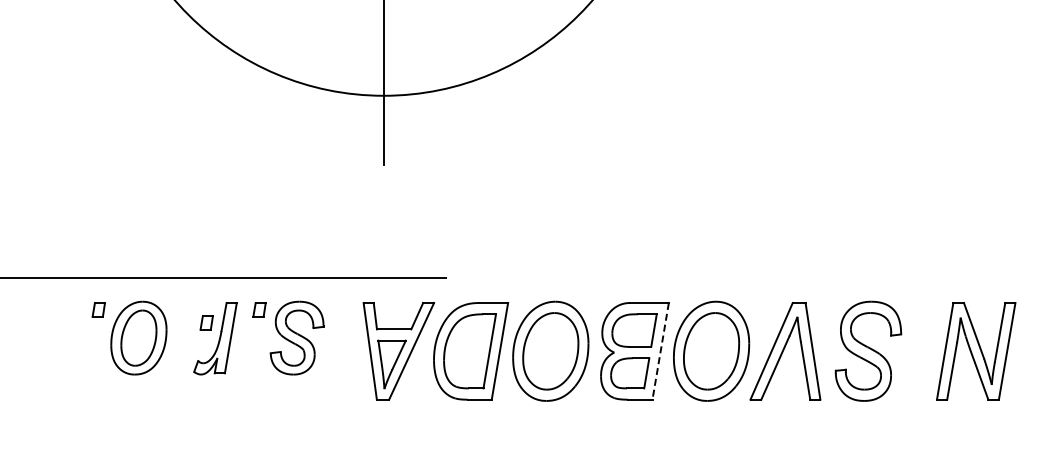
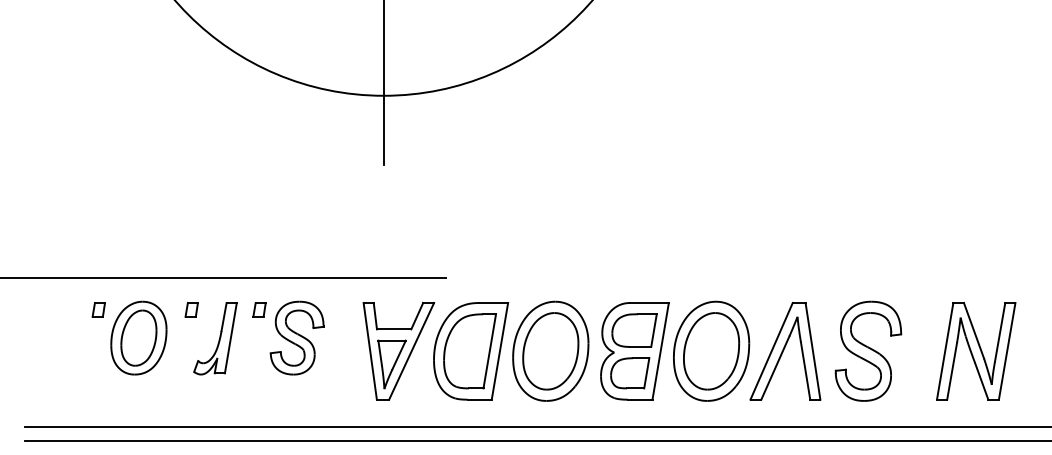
part position: (206, 322) -> (191, 309) (191, 309)
line: dashed -> solid (660, 351)
line: none -> present (536, 427)
line: none -> present (536, 441)
